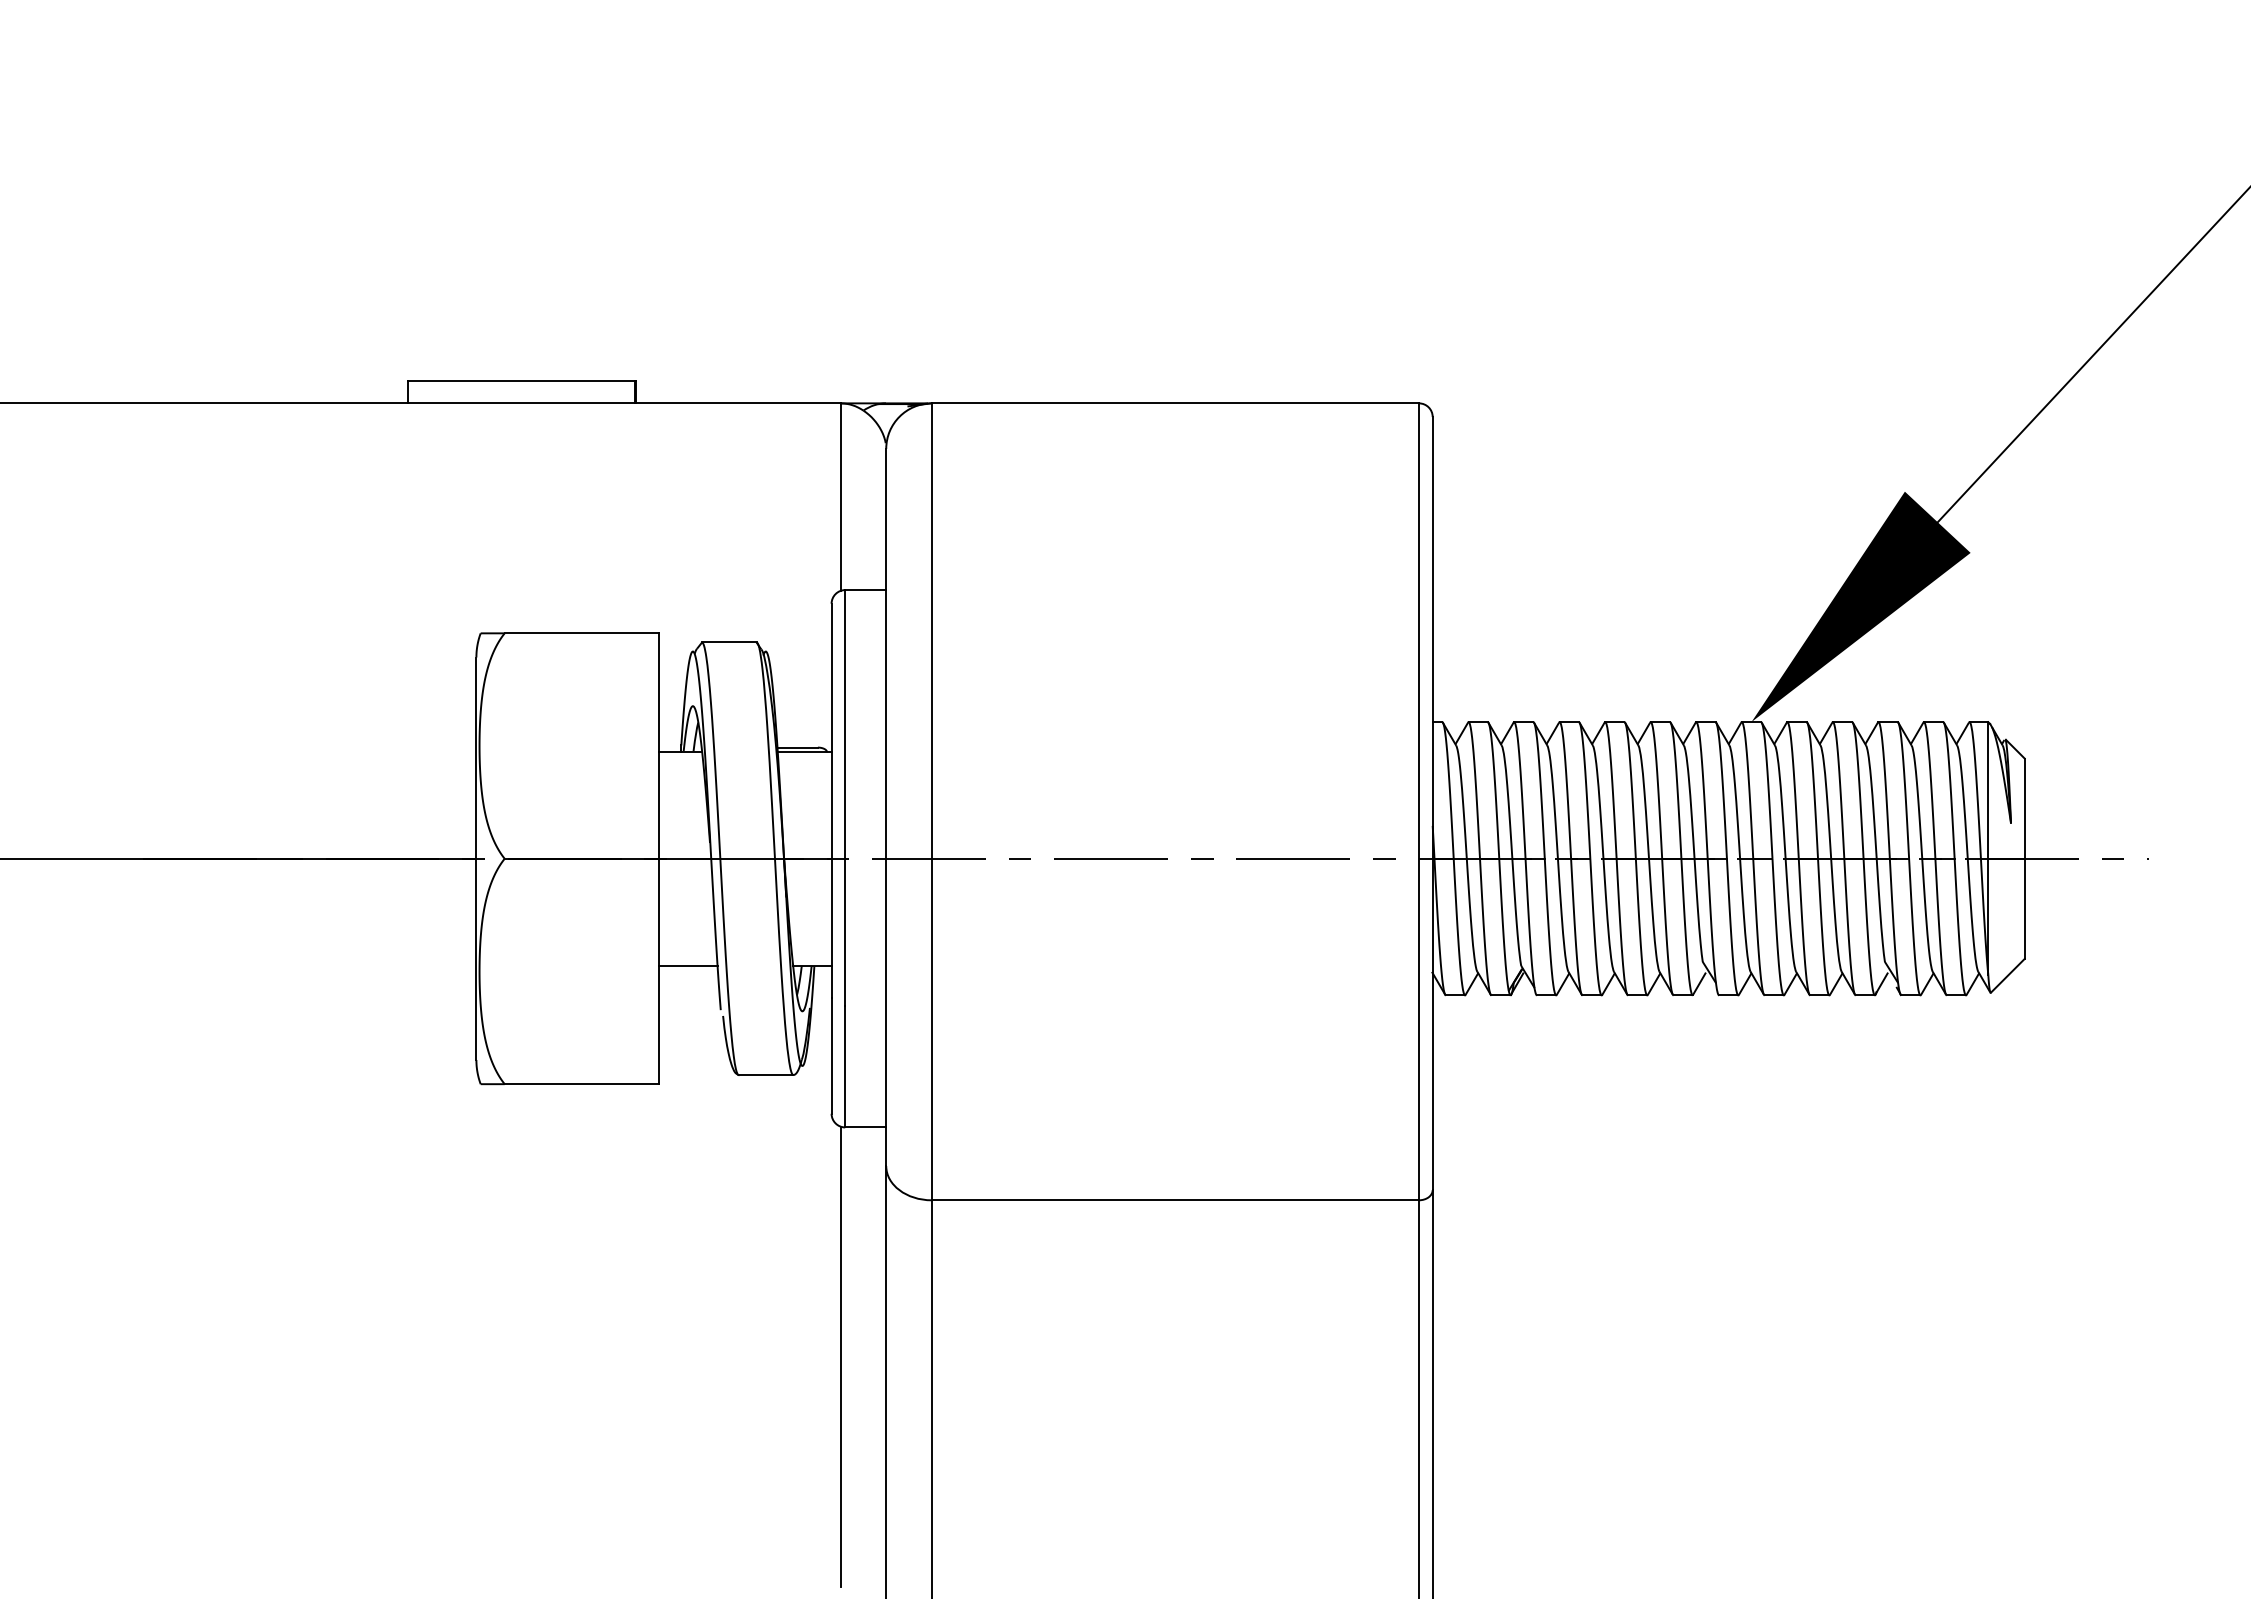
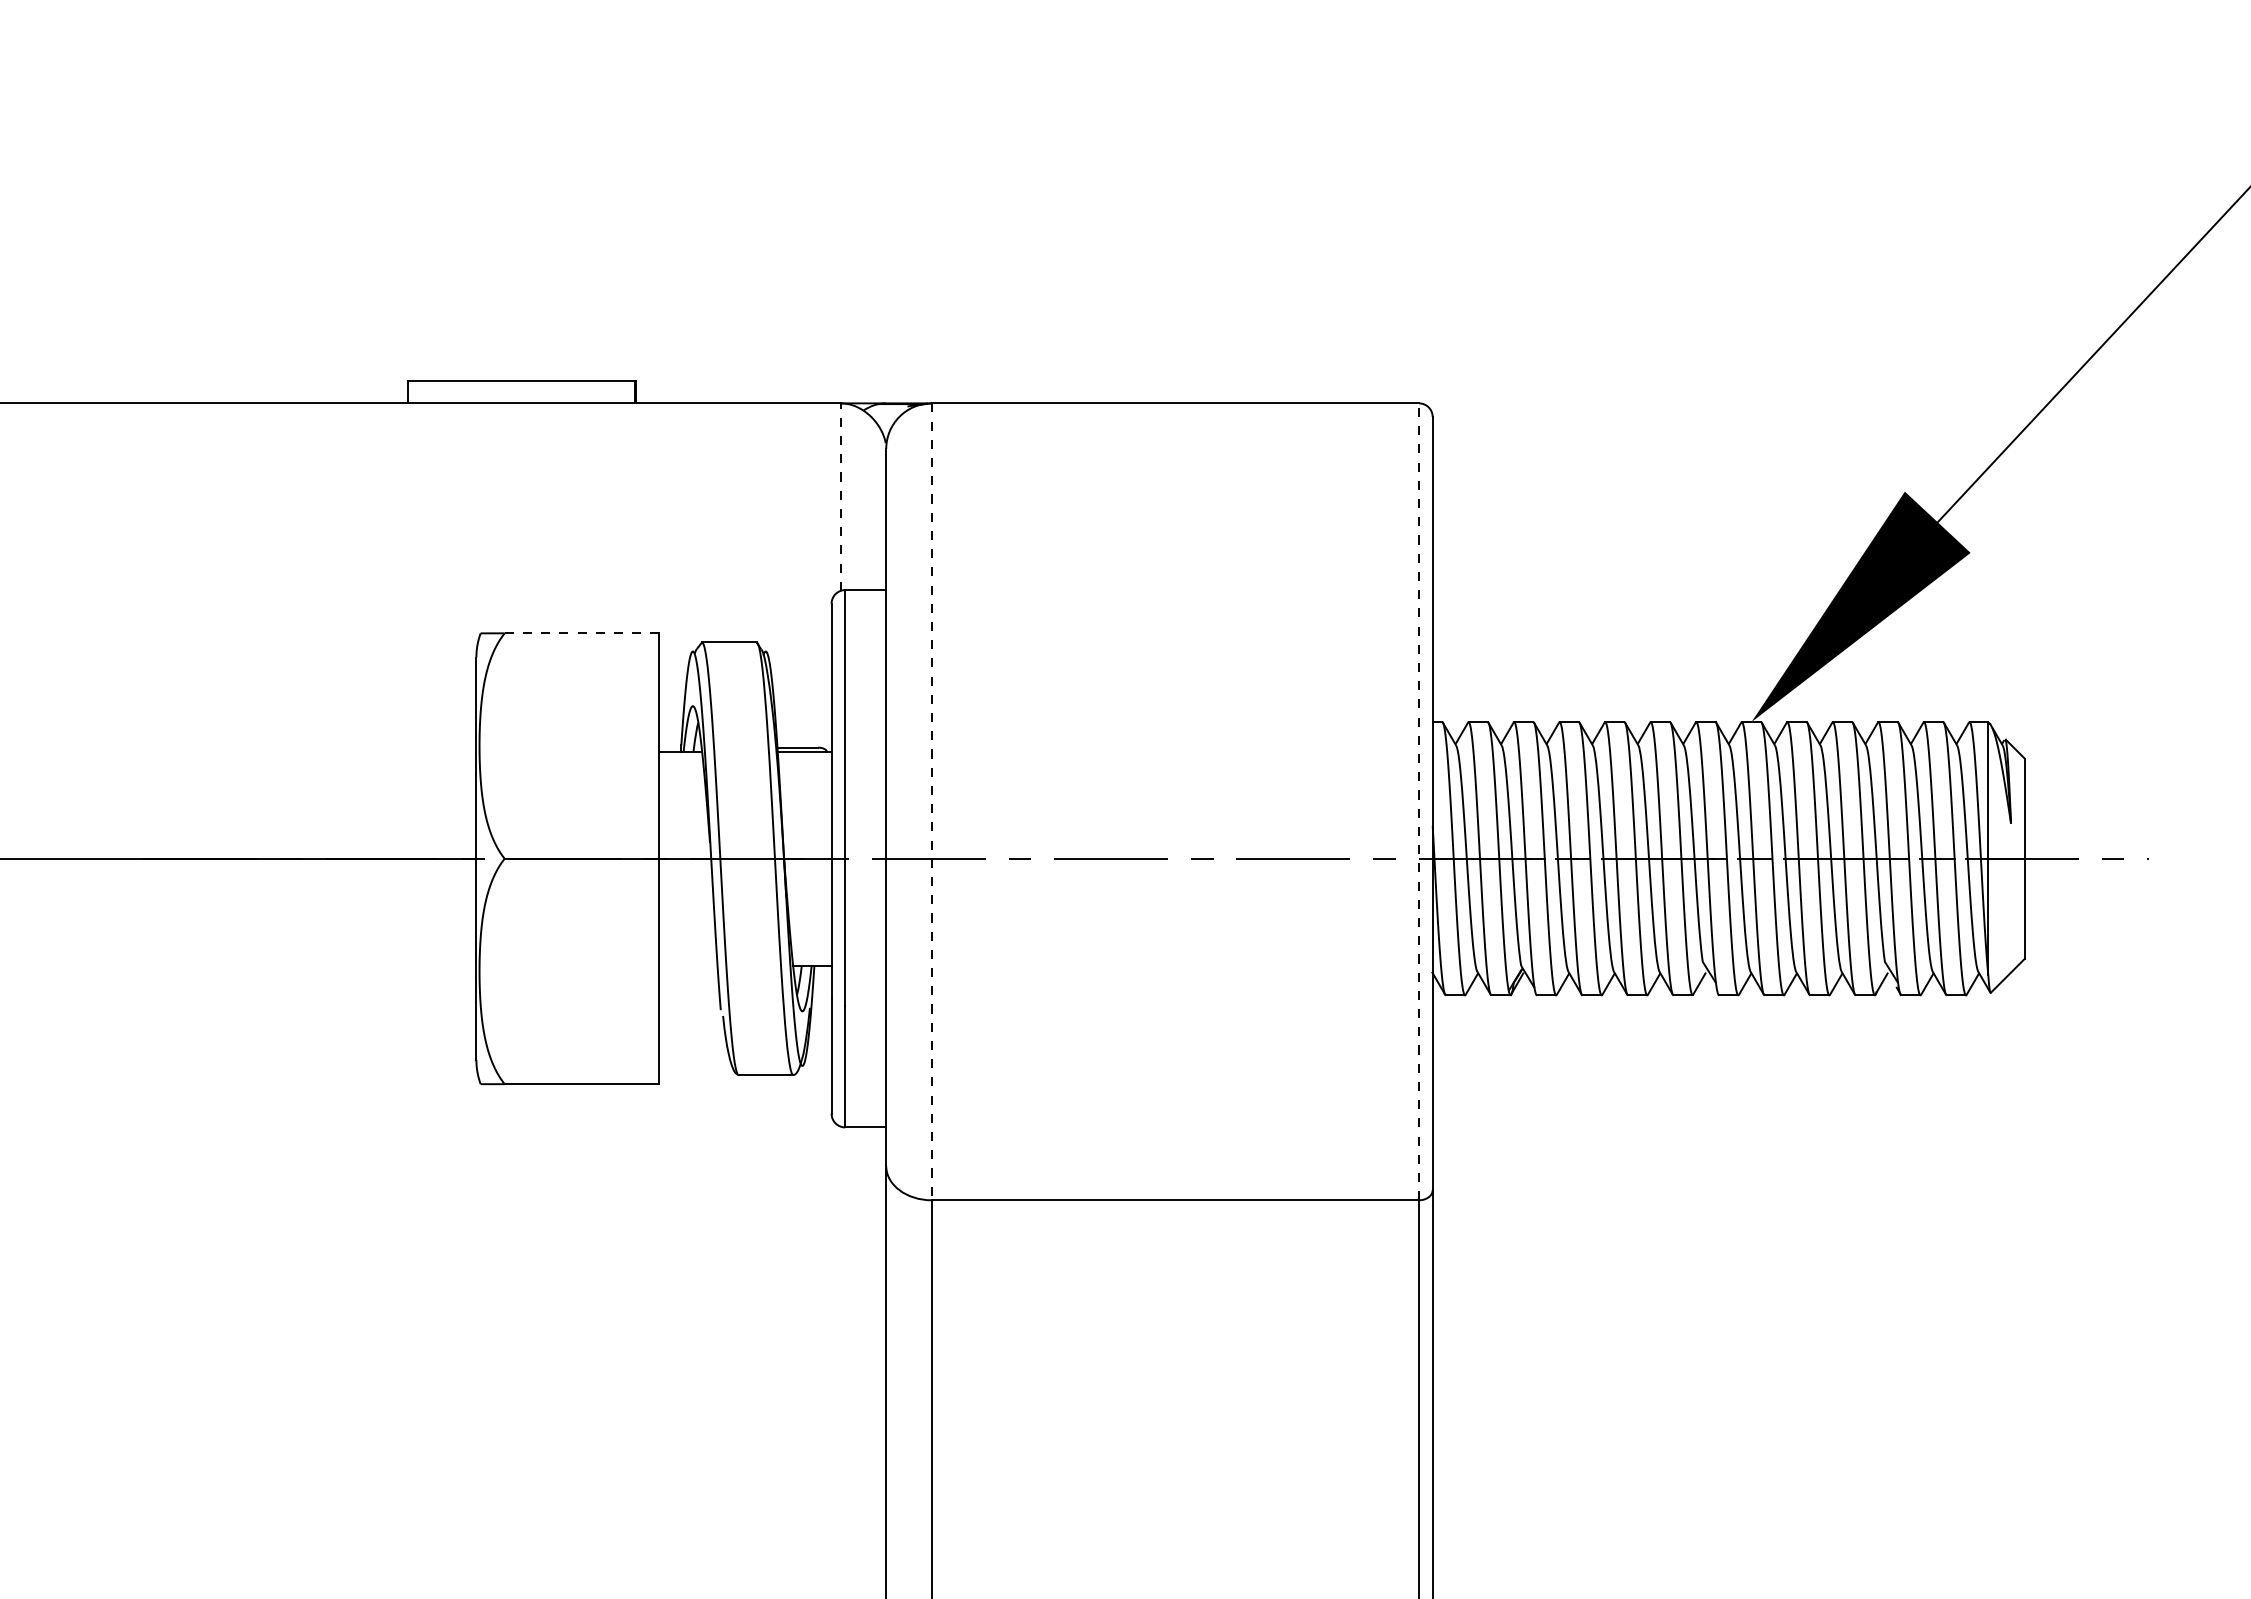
line: solid -> dashed (840, 497)
line: solid -> dashed (581, 633)
line: solid -> dashed (1419, 801)
line: solid -> dashed (931, 802)
line: present -> none (687, 965)
line: present -> none (840, 1356)
